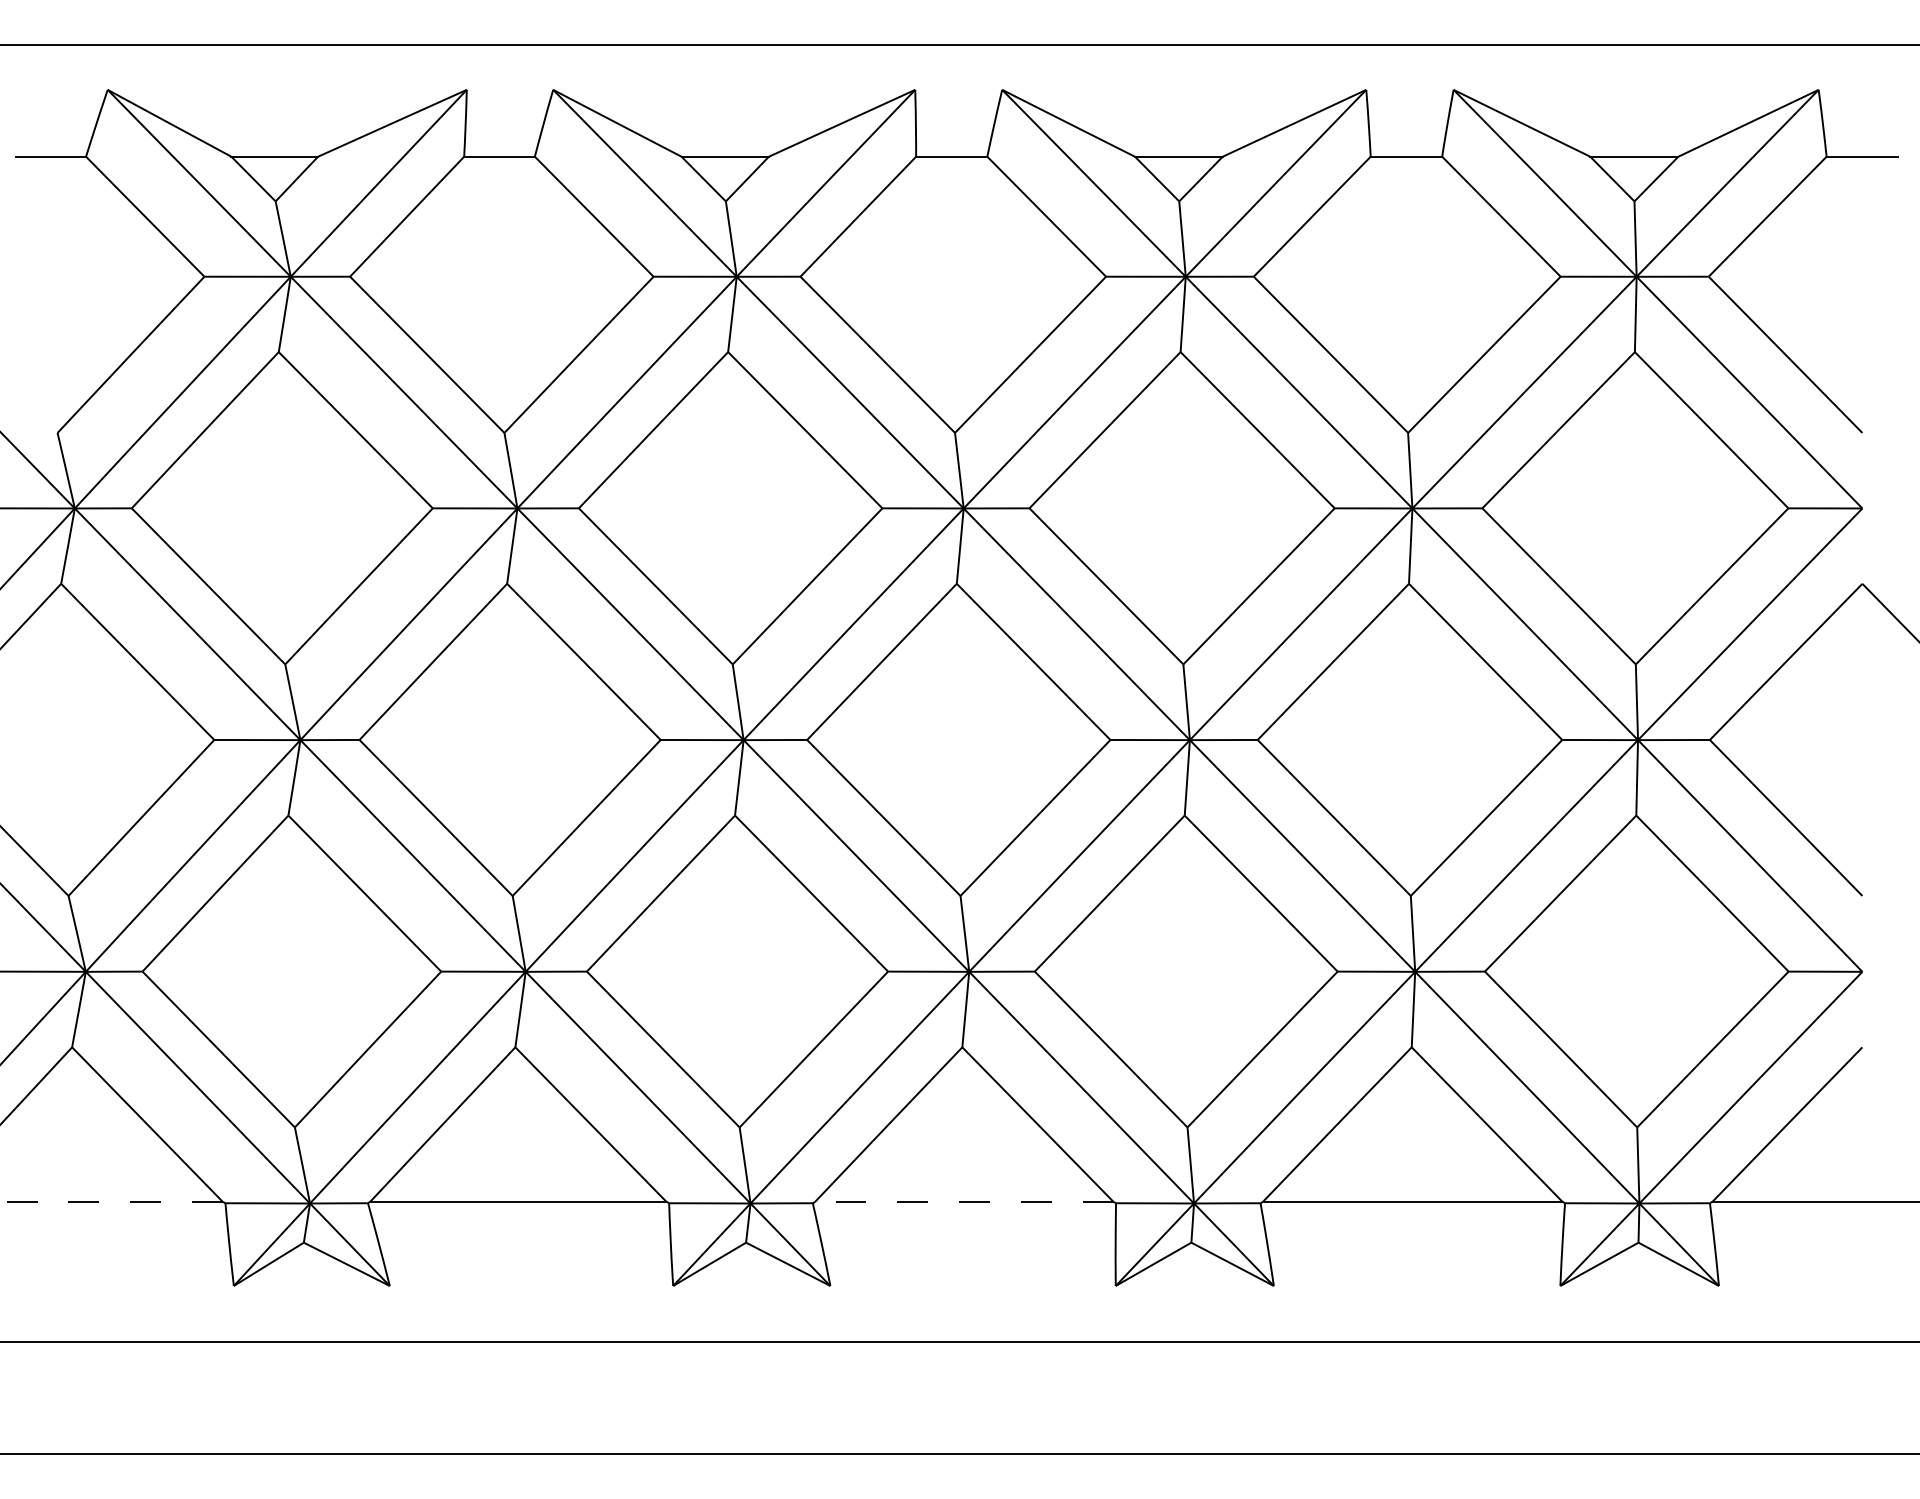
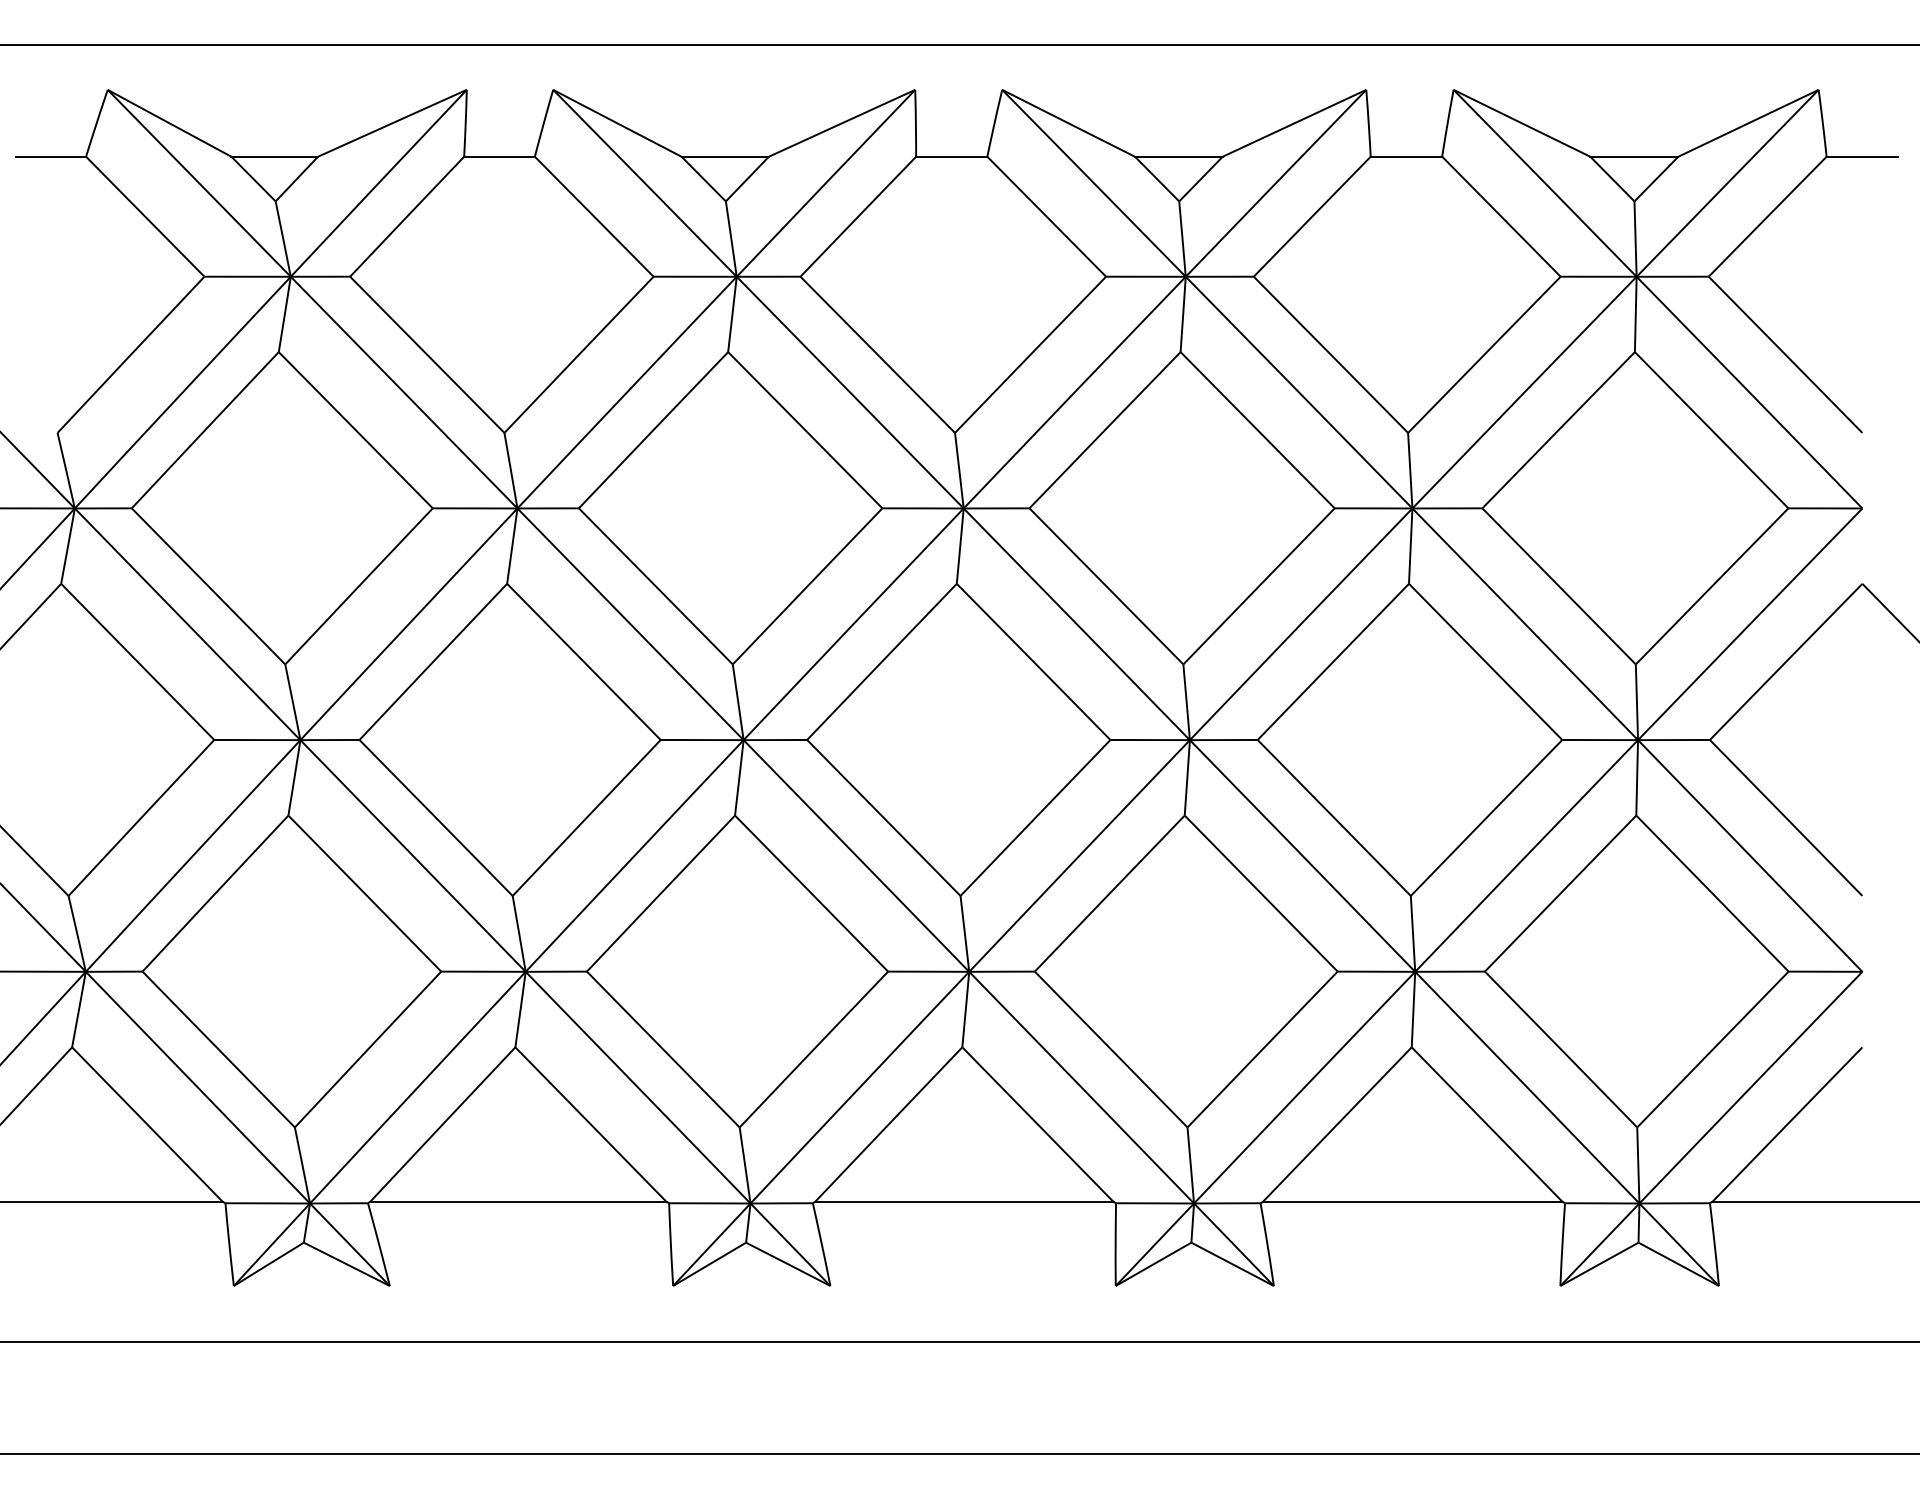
line: dashed -> solid (111, 1201)
line: dashed -> solid (963, 1201)
